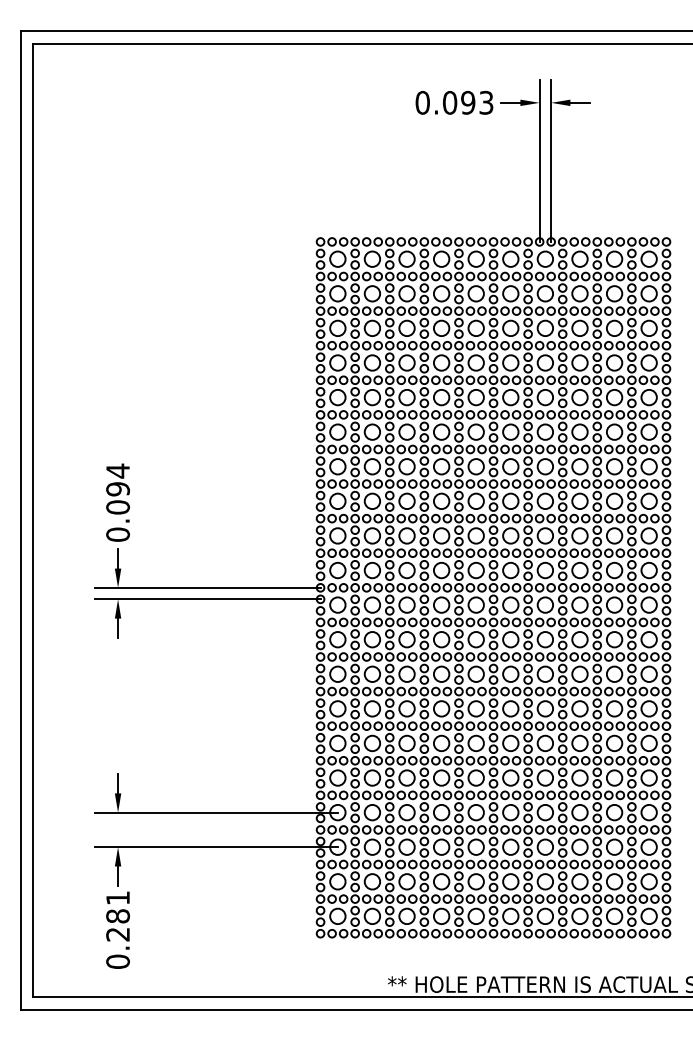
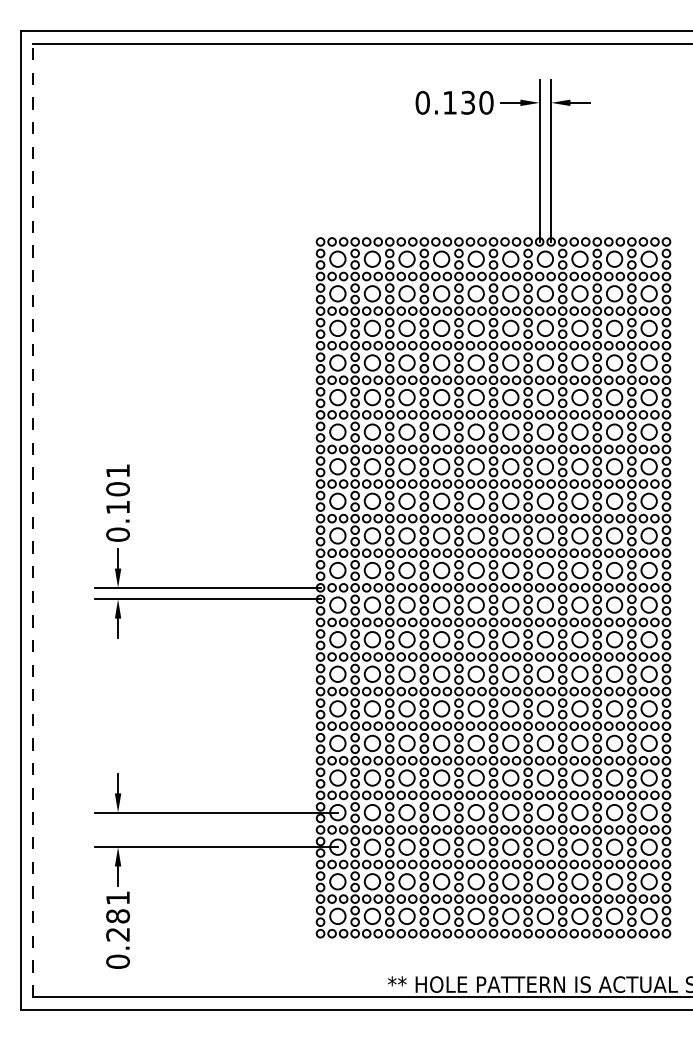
text: 0.093 -> 0.130 (468, 102)
text: 0.094 -> 0.101 (117, 488)
line: solid -> dashed (33, 520)
